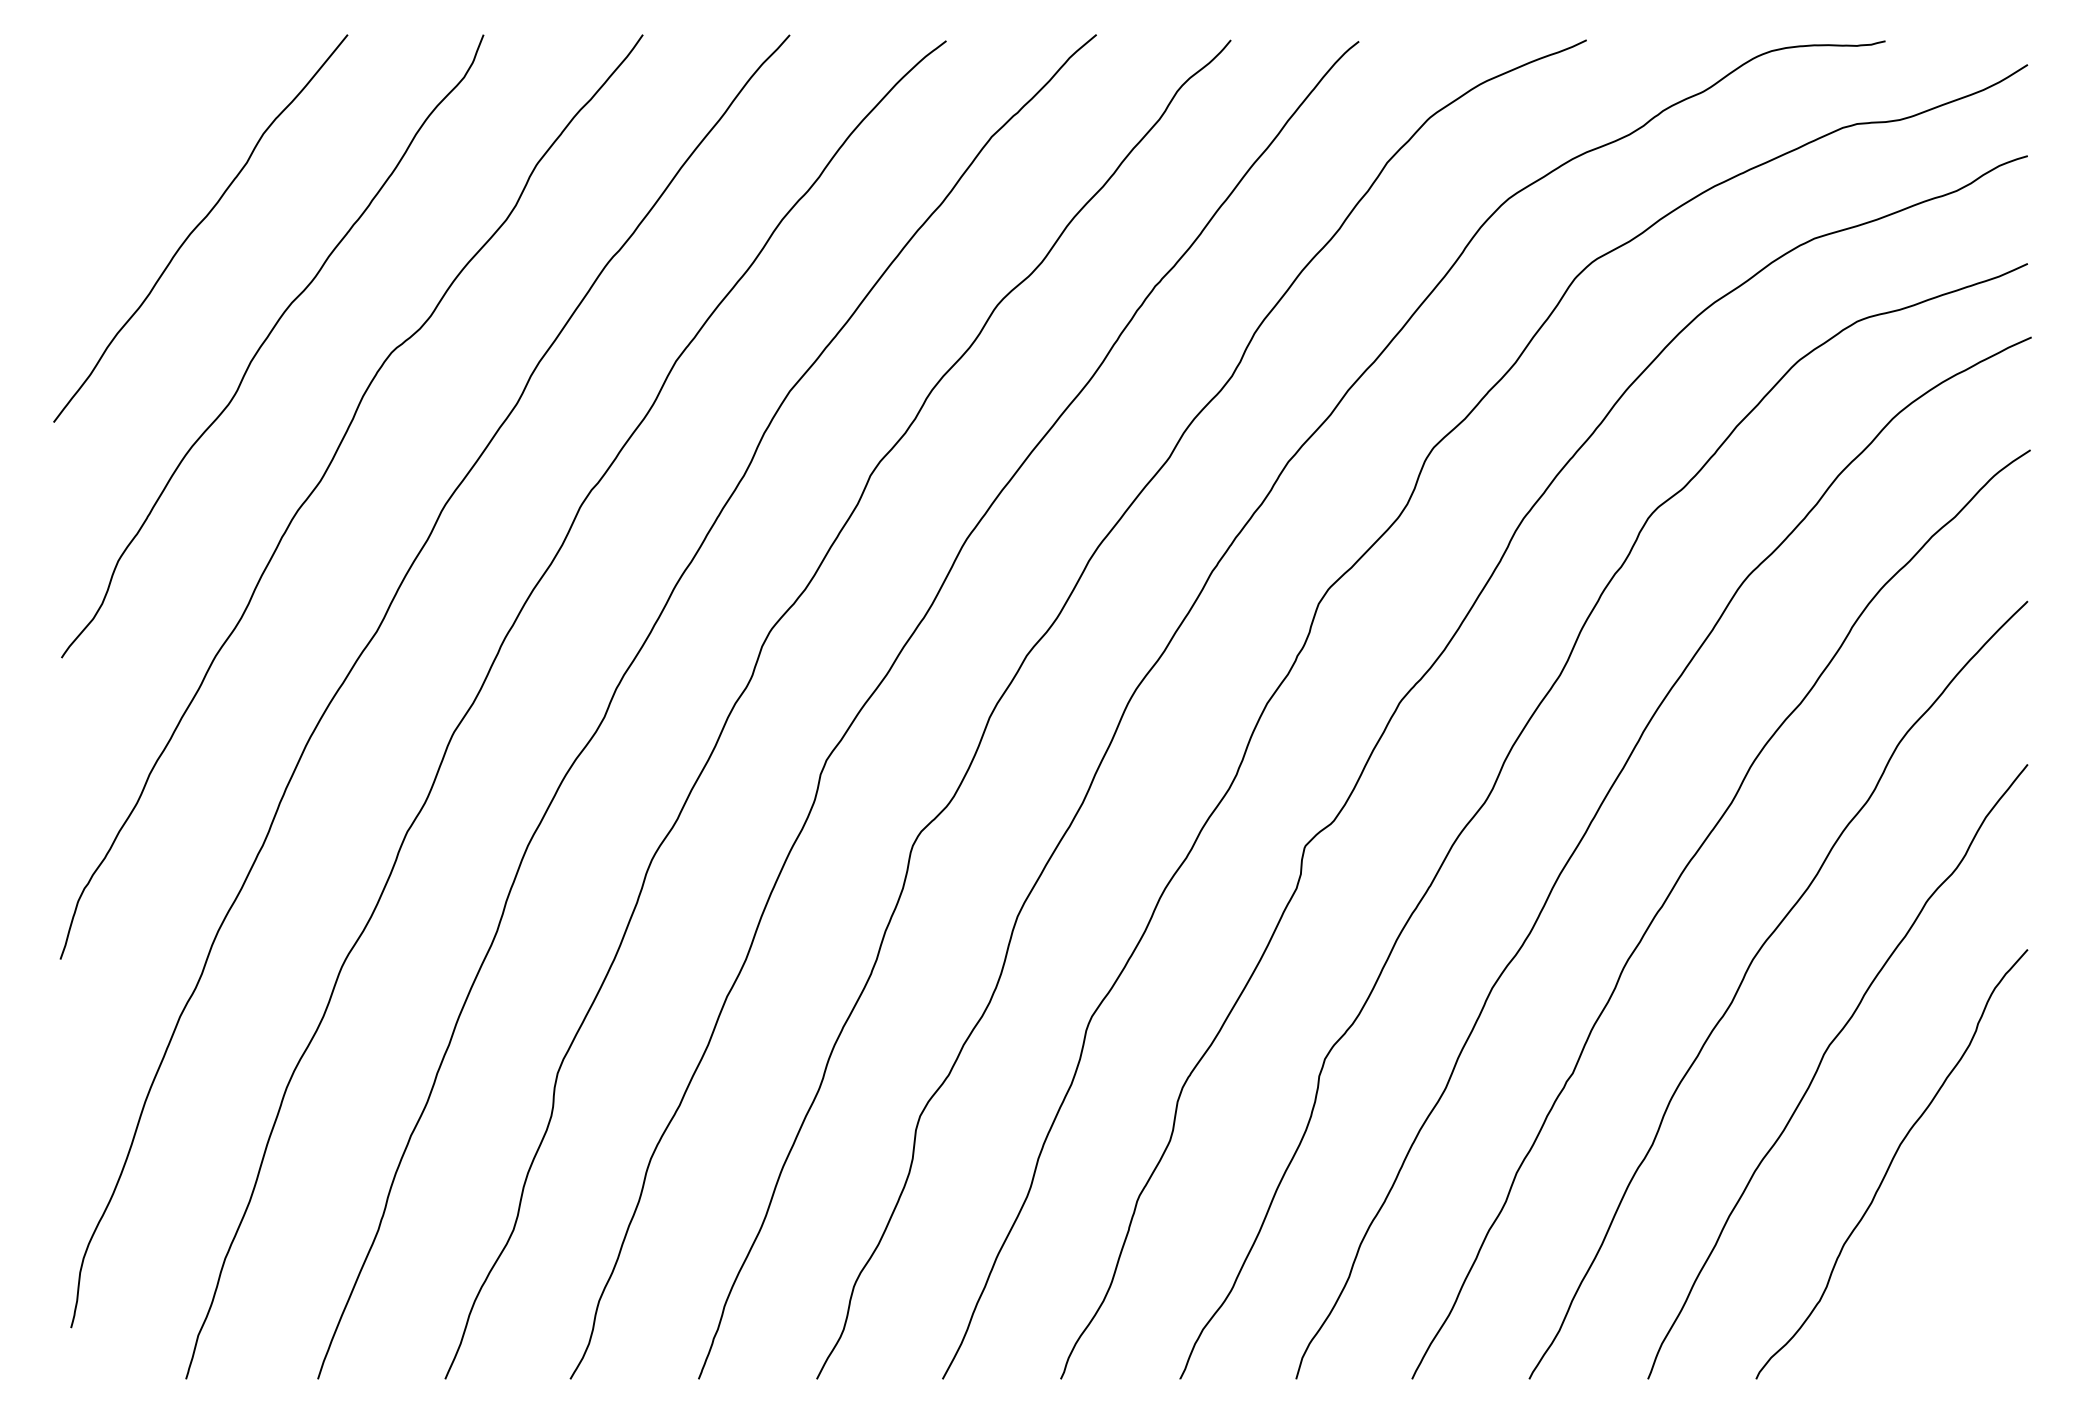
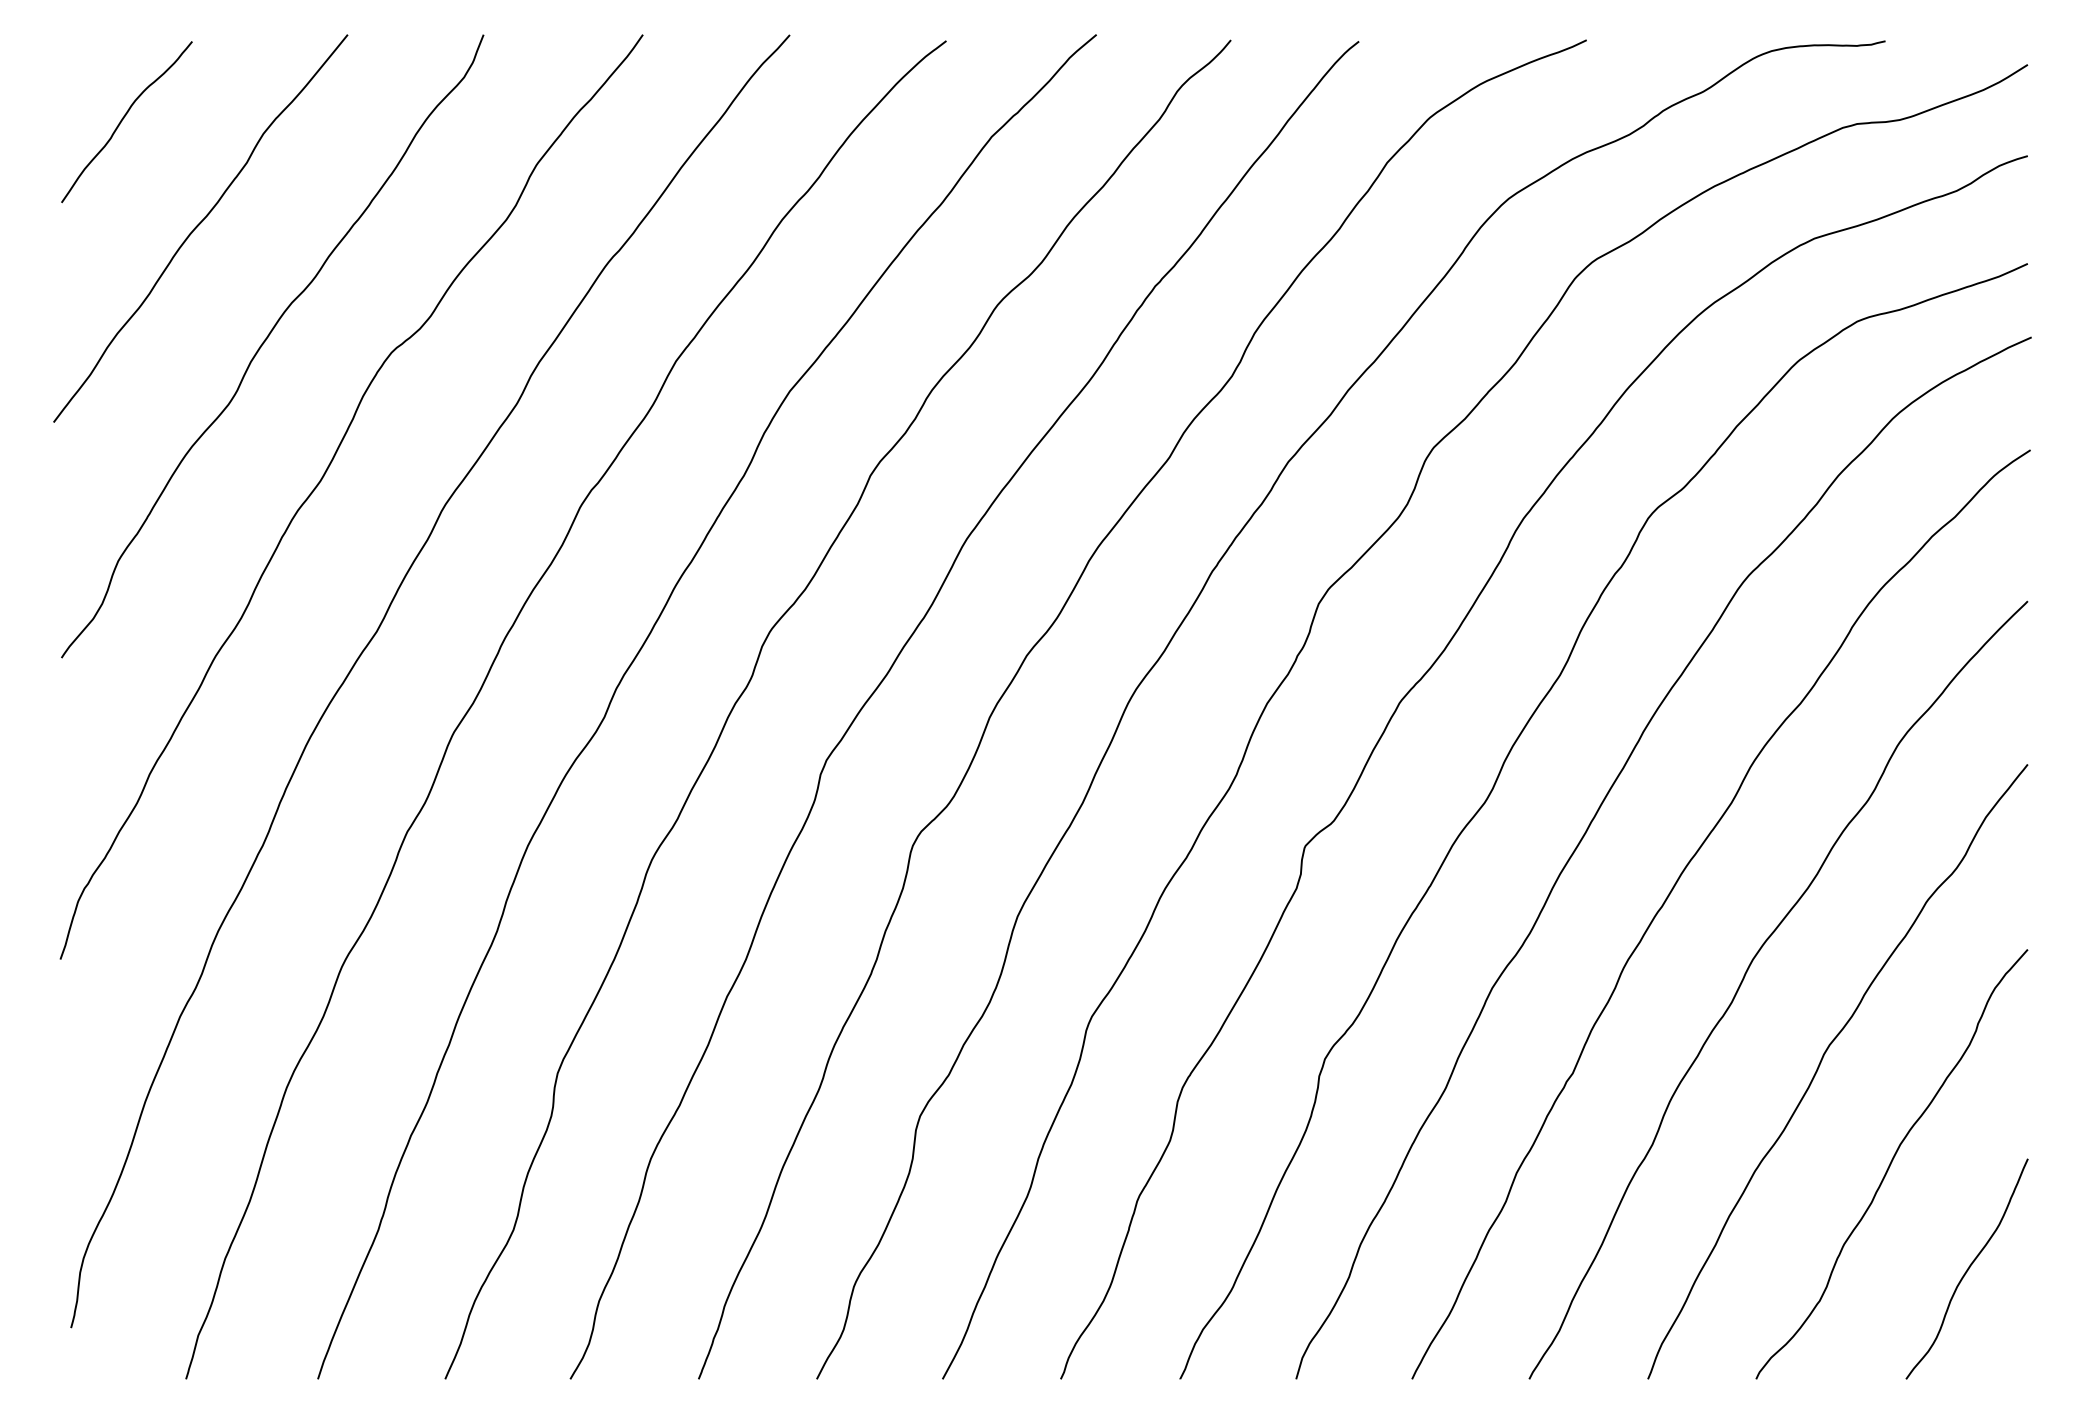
curve: none -> present (122, 121)
curve: none -> present (1967, 1268)
